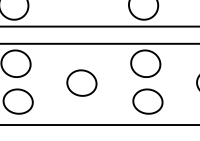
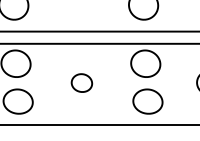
line position: (99, 26) -> (99, 31) (99, 31)
part size: 32x28 px -> 24x20 px (81, 82)
